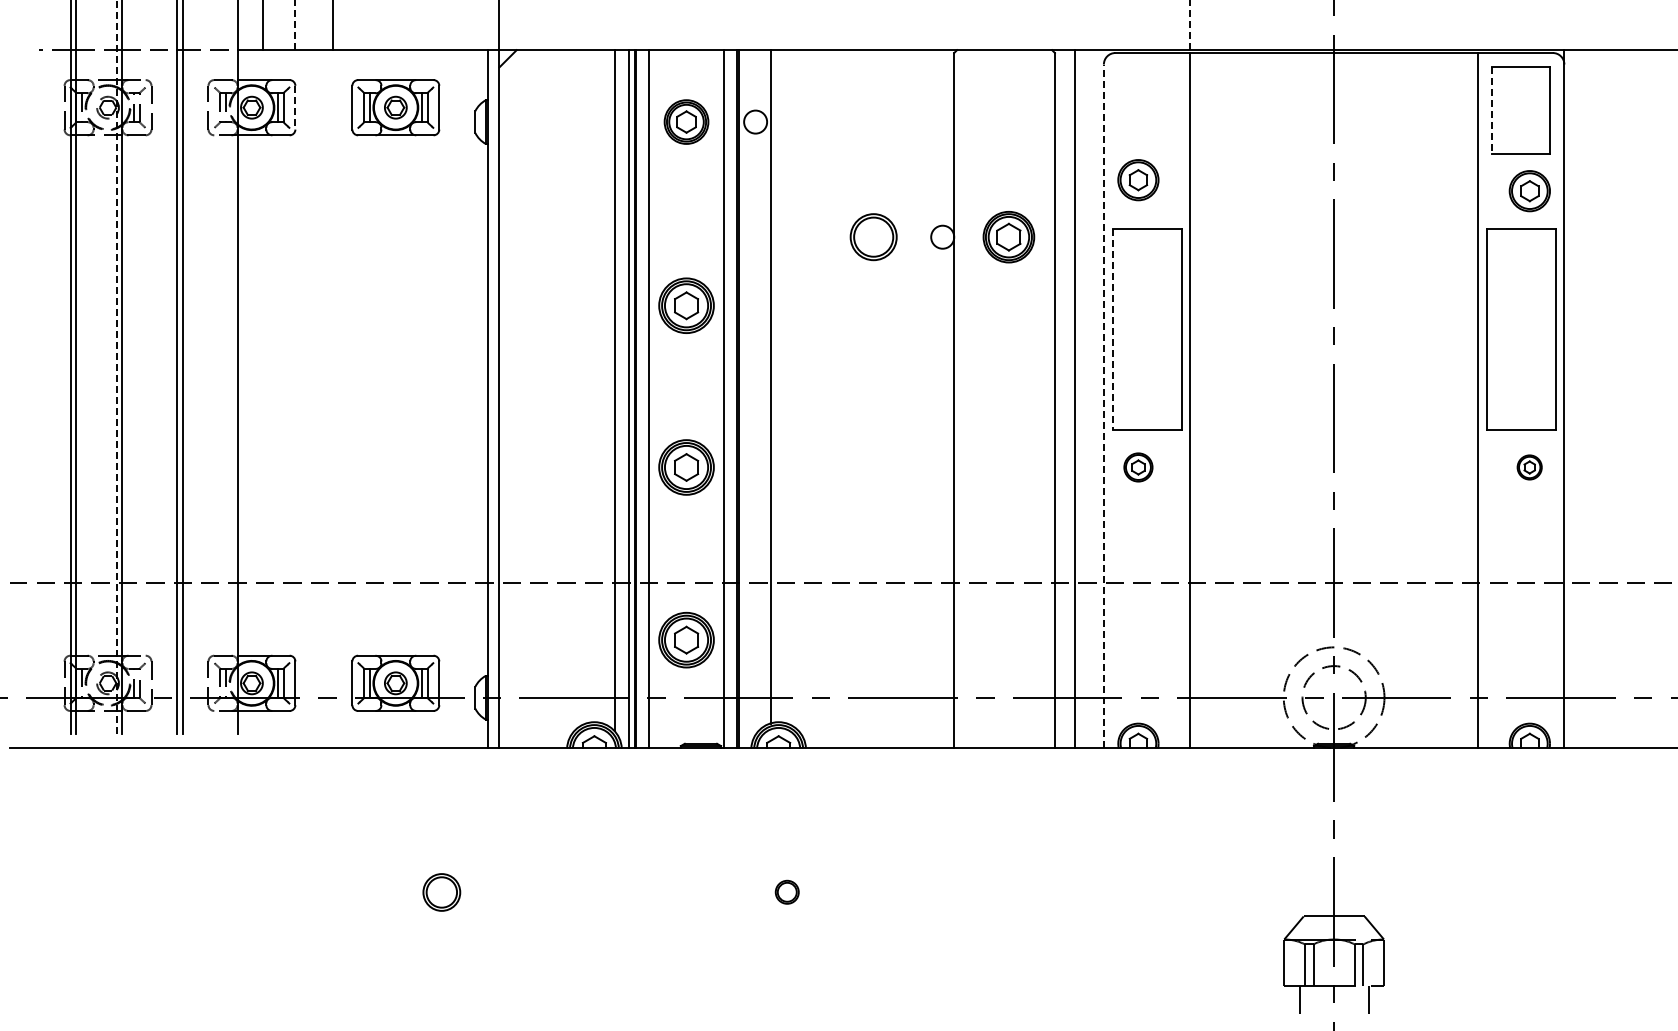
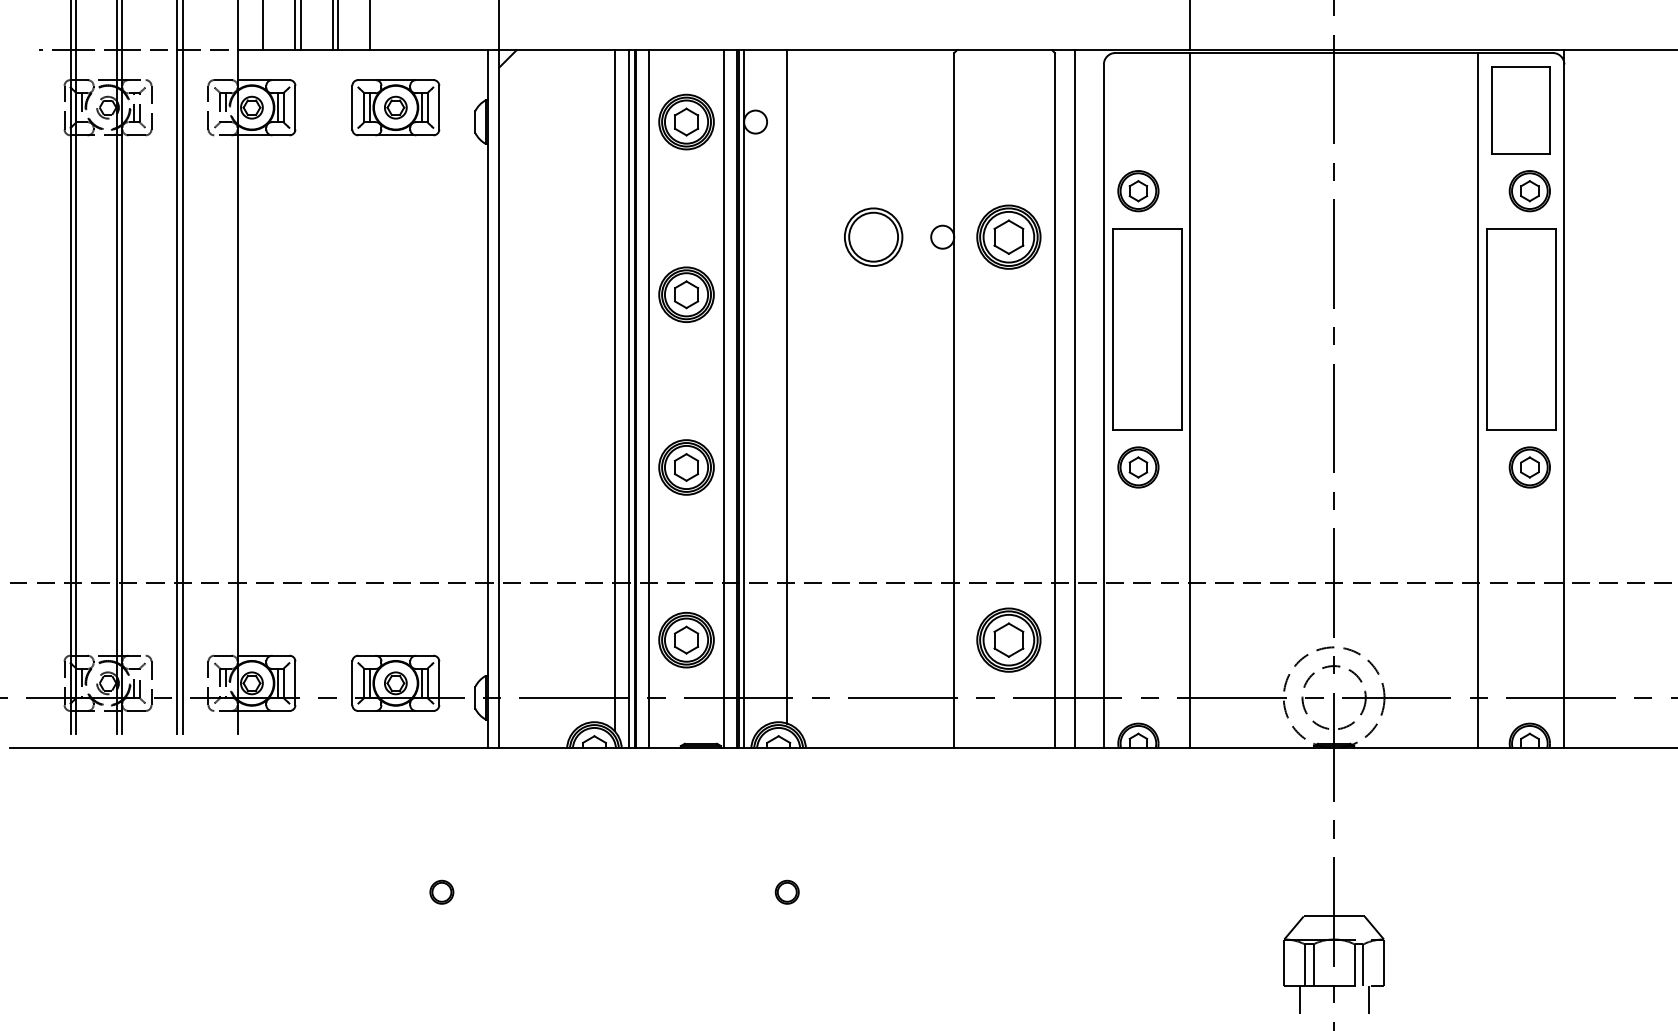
line: dashed -> solid (295, 25)
line: dashed -> solid (1190, 25)
line: none -> present (300, 26)
line: none -> present (338, 26)
line: none -> present (369, 26)
line: dashed -> solid (295, 107)
line: dashed -> solid (1492, 111)
part size: 47x46 px -> 57x58 px (686, 121)
part position: (1138, 180) -> (1138, 191) (1138, 191)
part size: 49x49 px -> 60x60 px (873, 236)
part size: 54x53 px -> 66x66 px (1008, 236)
part position: (686, 305) -> (686, 294) (686, 294)
line: dashed -> solid (1112, 329)
line: dashed -> solid (116, 367)
line position: (771, 386) -> (787, 386) (787, 386)
line: none -> present (744, 399)
line: dashed -> solid (1103, 406)
part size: 31x31 px -> 43x43 px (1138, 467)
part size: 27x27 px -> 43x43 px (1529, 467)
part: none -> present (1008, 639)
part size: 40x39 px -> 26x26 px (441, 891)
